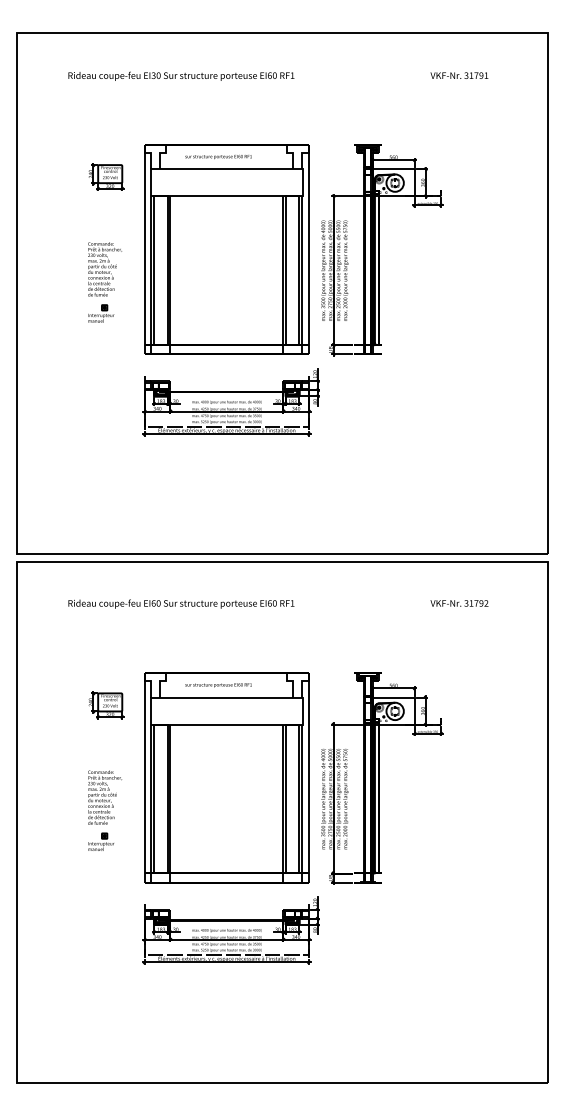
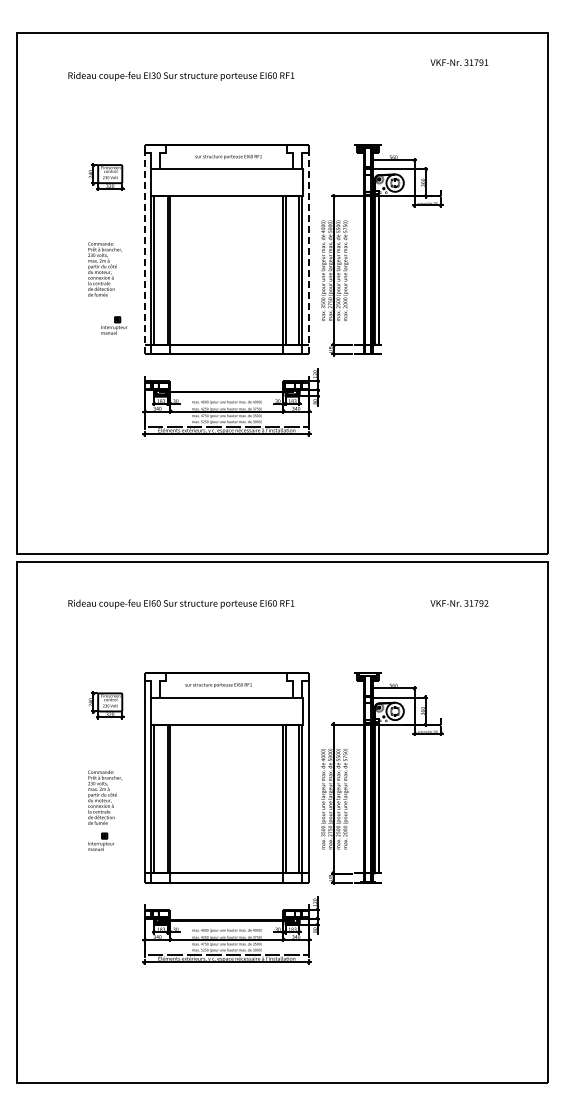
text position: (459, 75) -> (459, 62) (459, 62)
text position: (218, 157) -> (228, 157) (228, 157)
line: solid -> dashed (144, 249)
line: solid -> dashed (309, 249)
part position: (101, 313) -> (114, 325) (114, 325)
